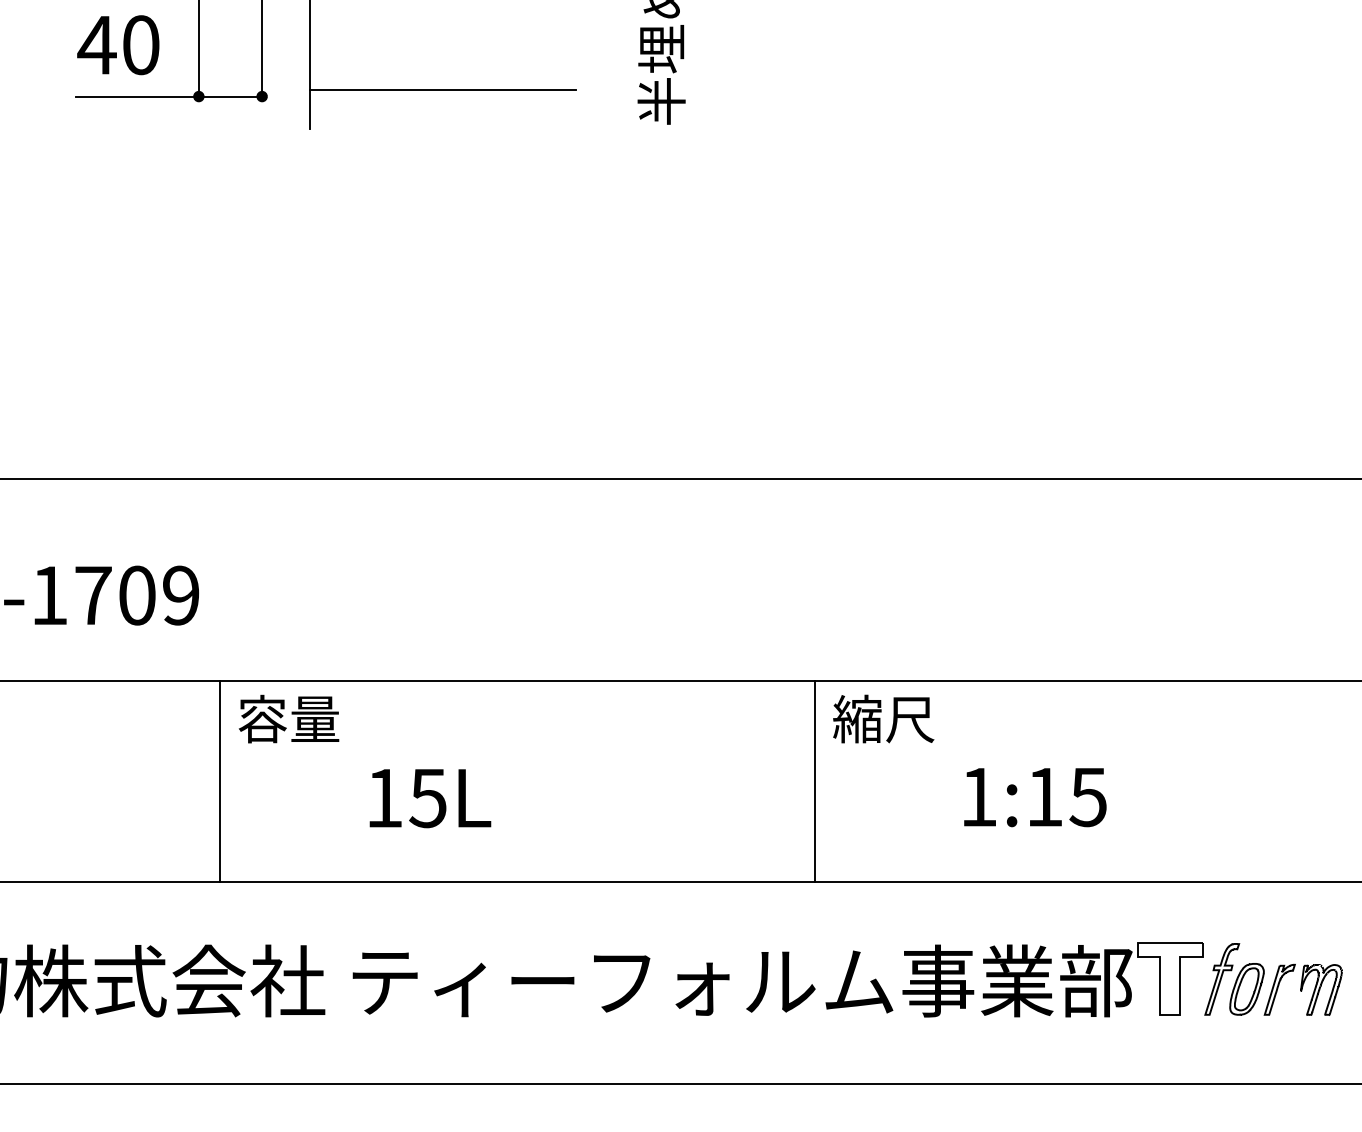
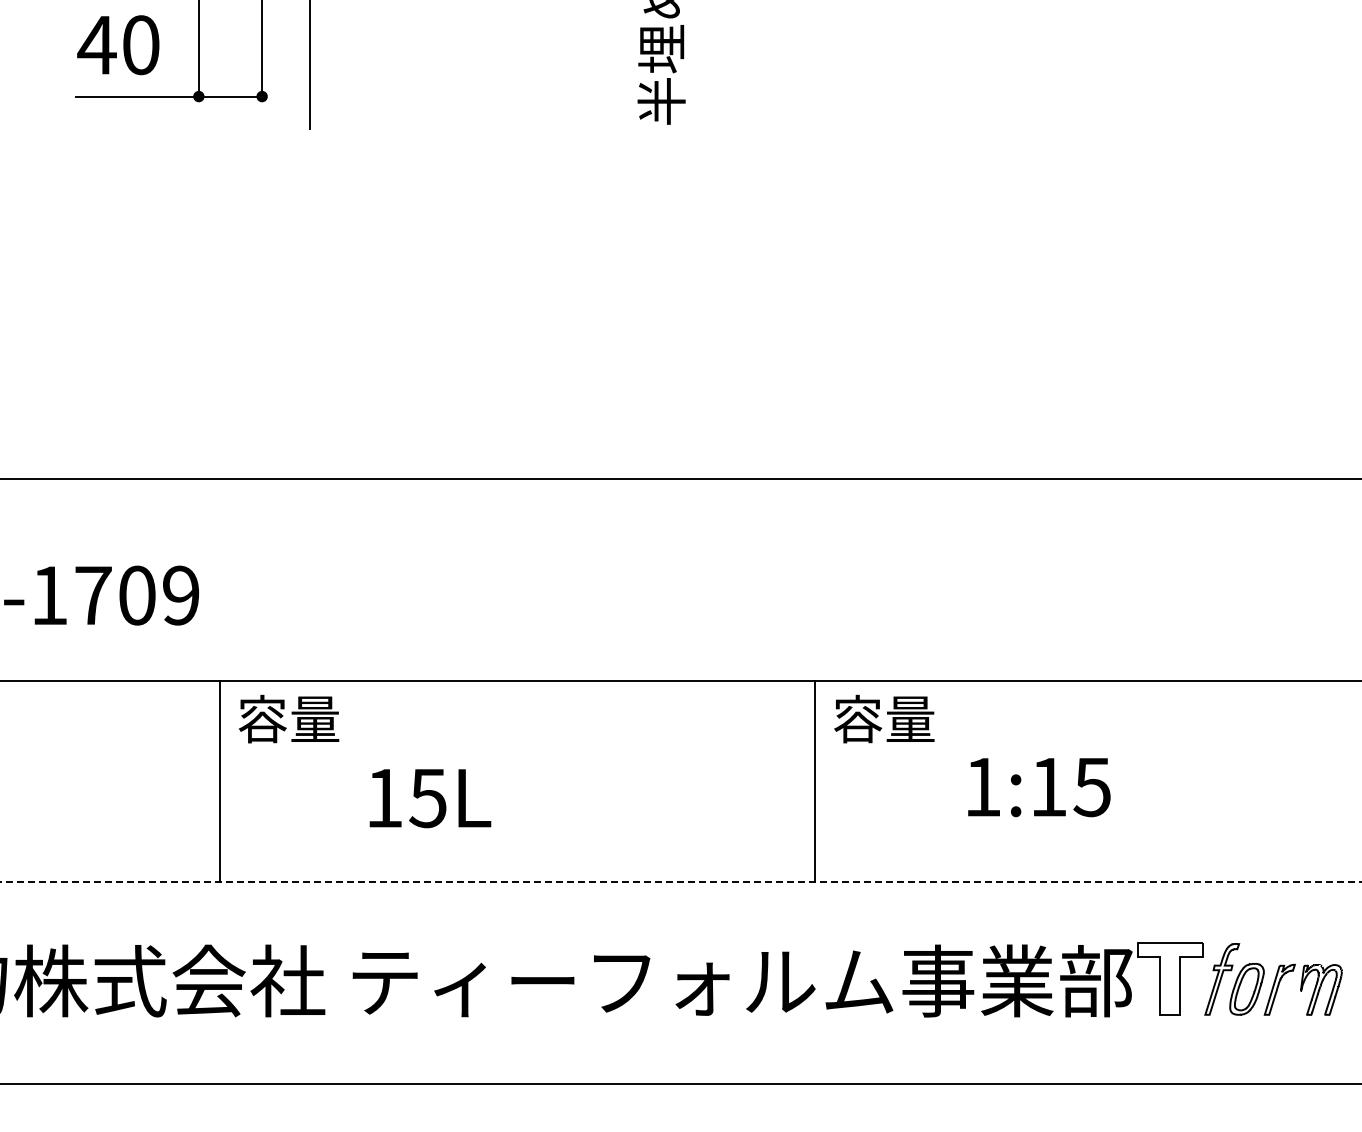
line: present -> none (442, 89)
text: 縮尺 -> 容量 (883, 718)
text position: (1035, 797) -> (1039, 787) (1039, 787)
line: solid -> dashed (680, 882)
